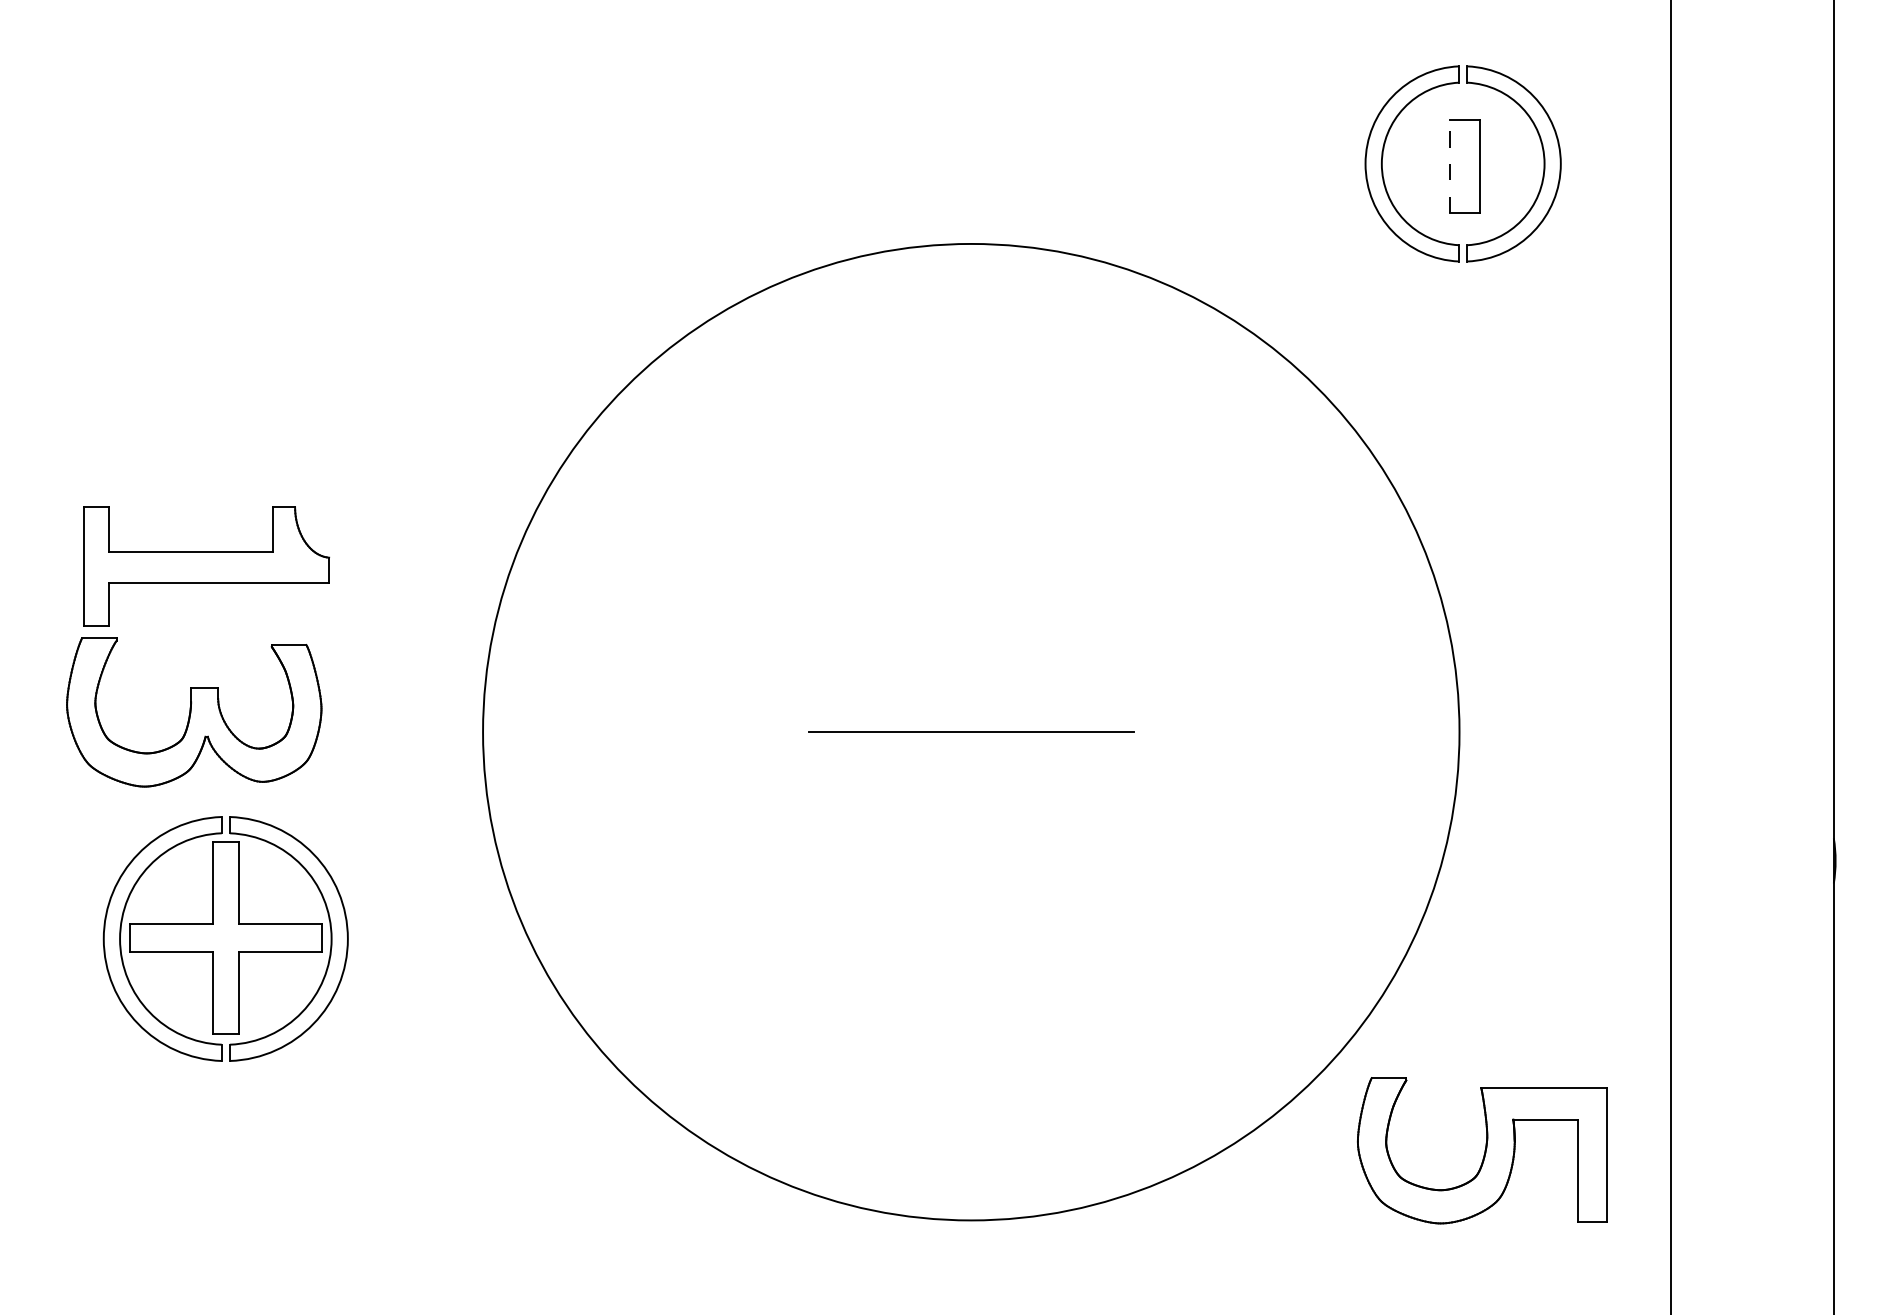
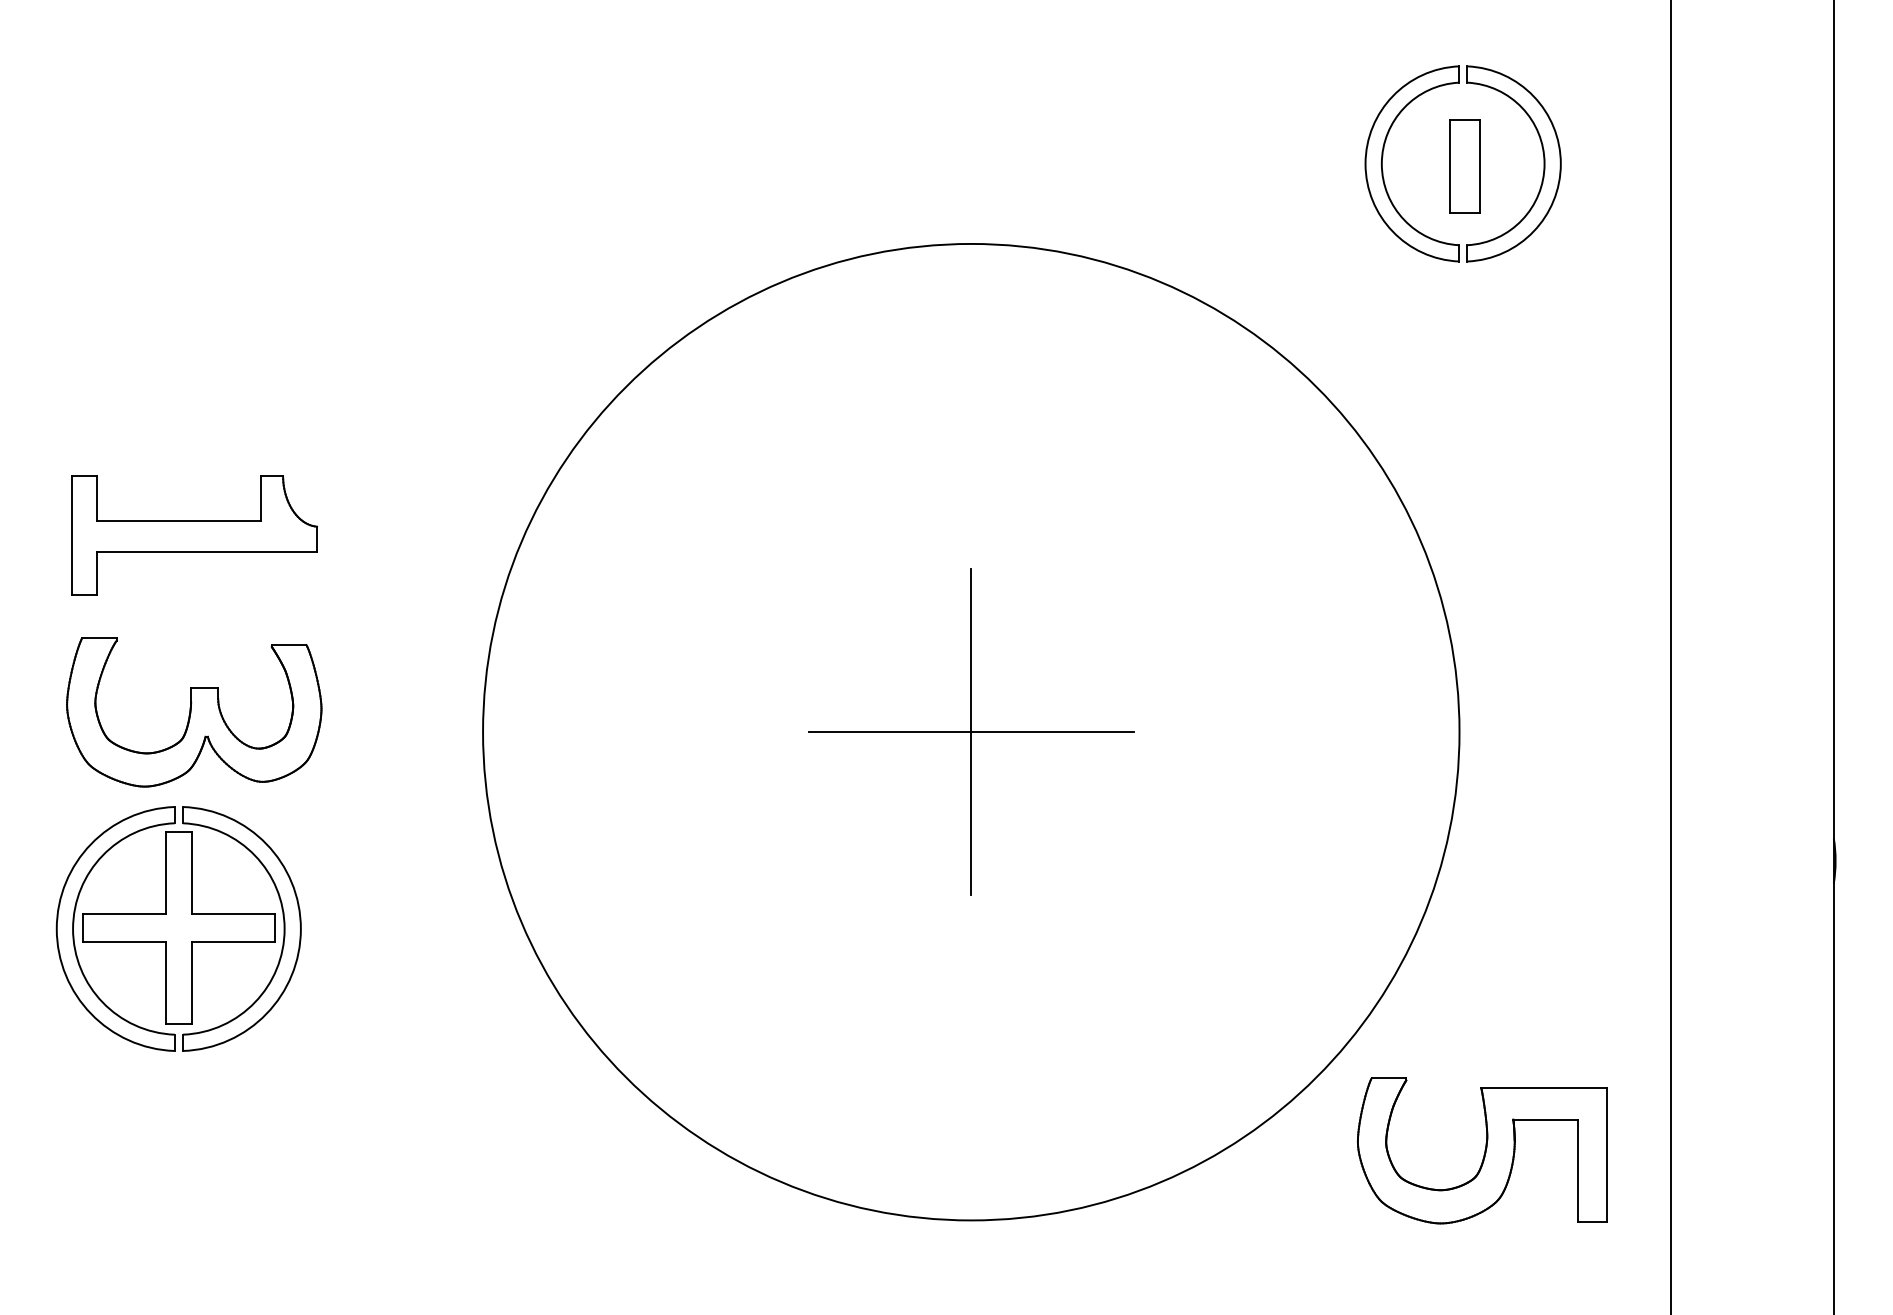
line: dashed -> solid (1450, 166)
part position: (206, 566) -> (194, 535) (194, 535)
line: none -> present (971, 731)
part position: (225, 938) -> (178, 928) (178, 928)
